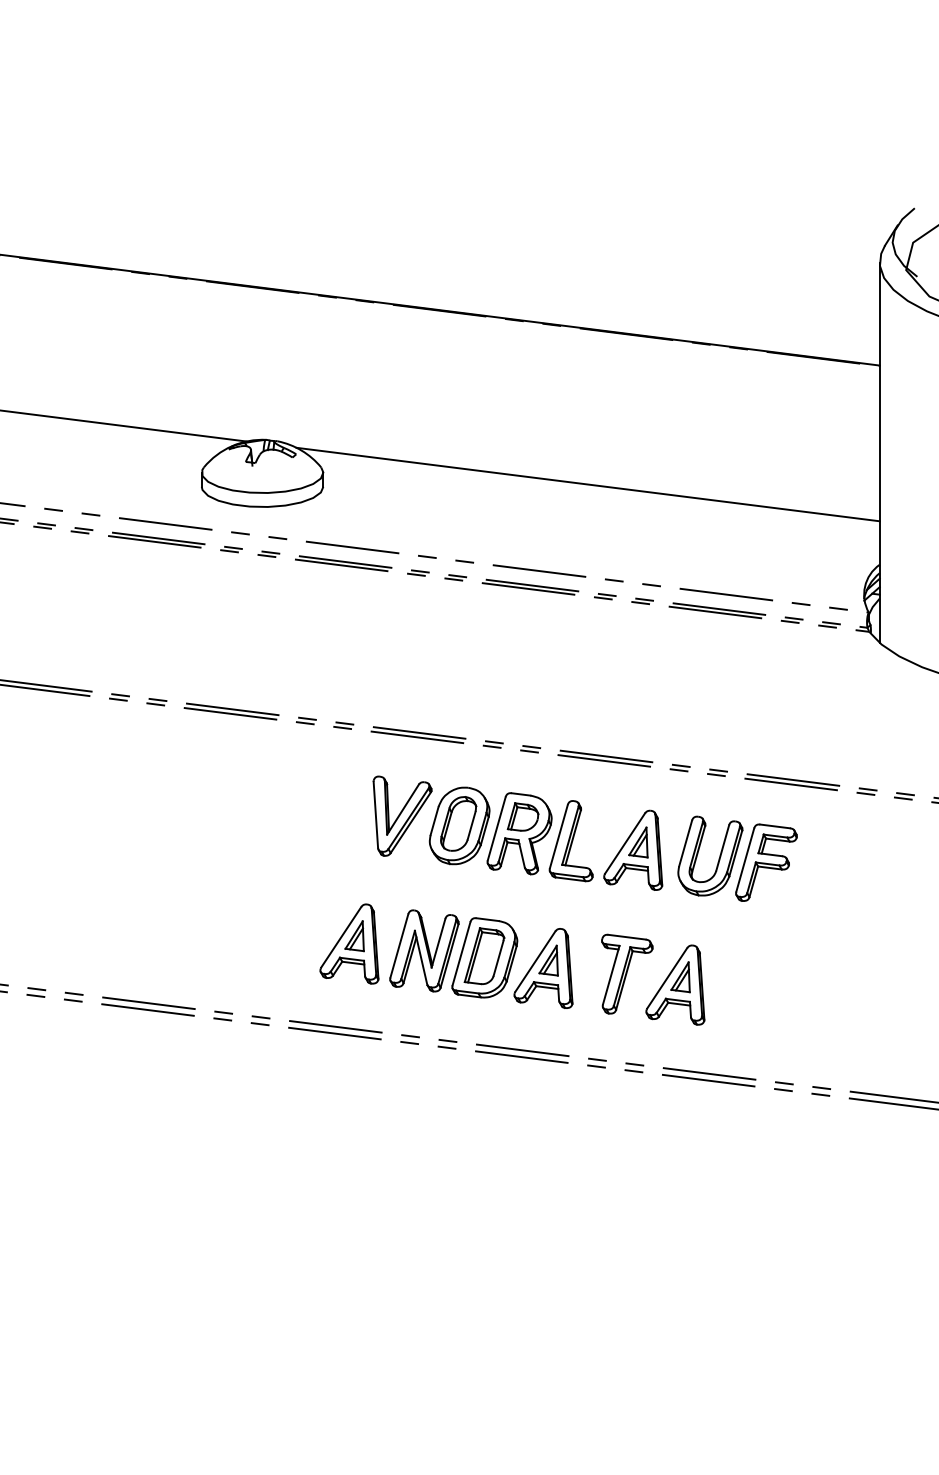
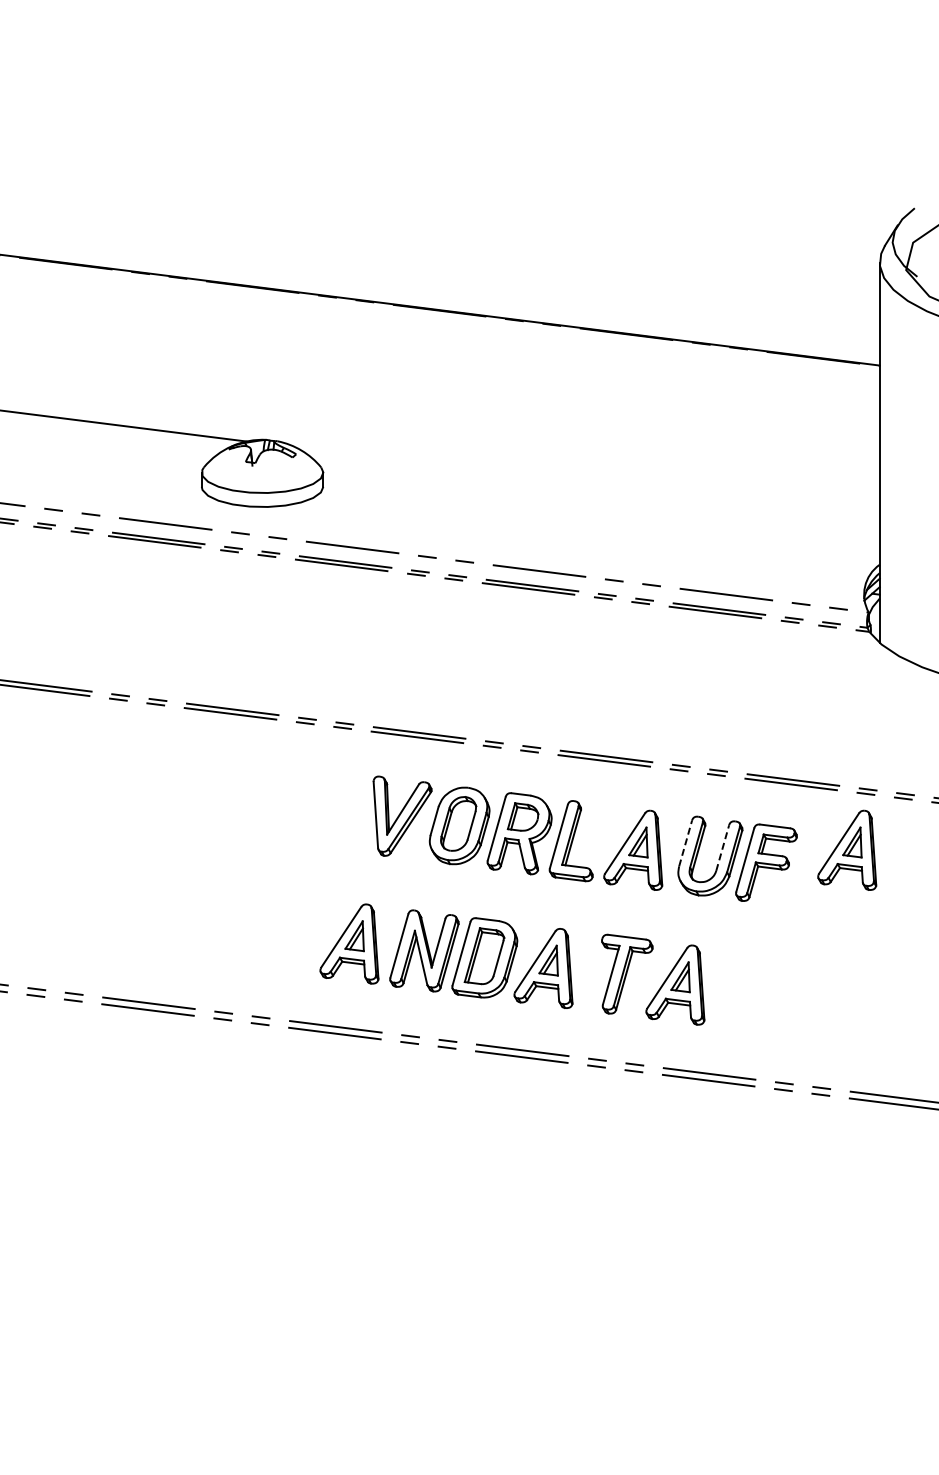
line: present -> none (587, 484)
line: solid -> dashed (685, 843)
line: solid -> dashed (722, 848)
part: none -> present (847, 849)
